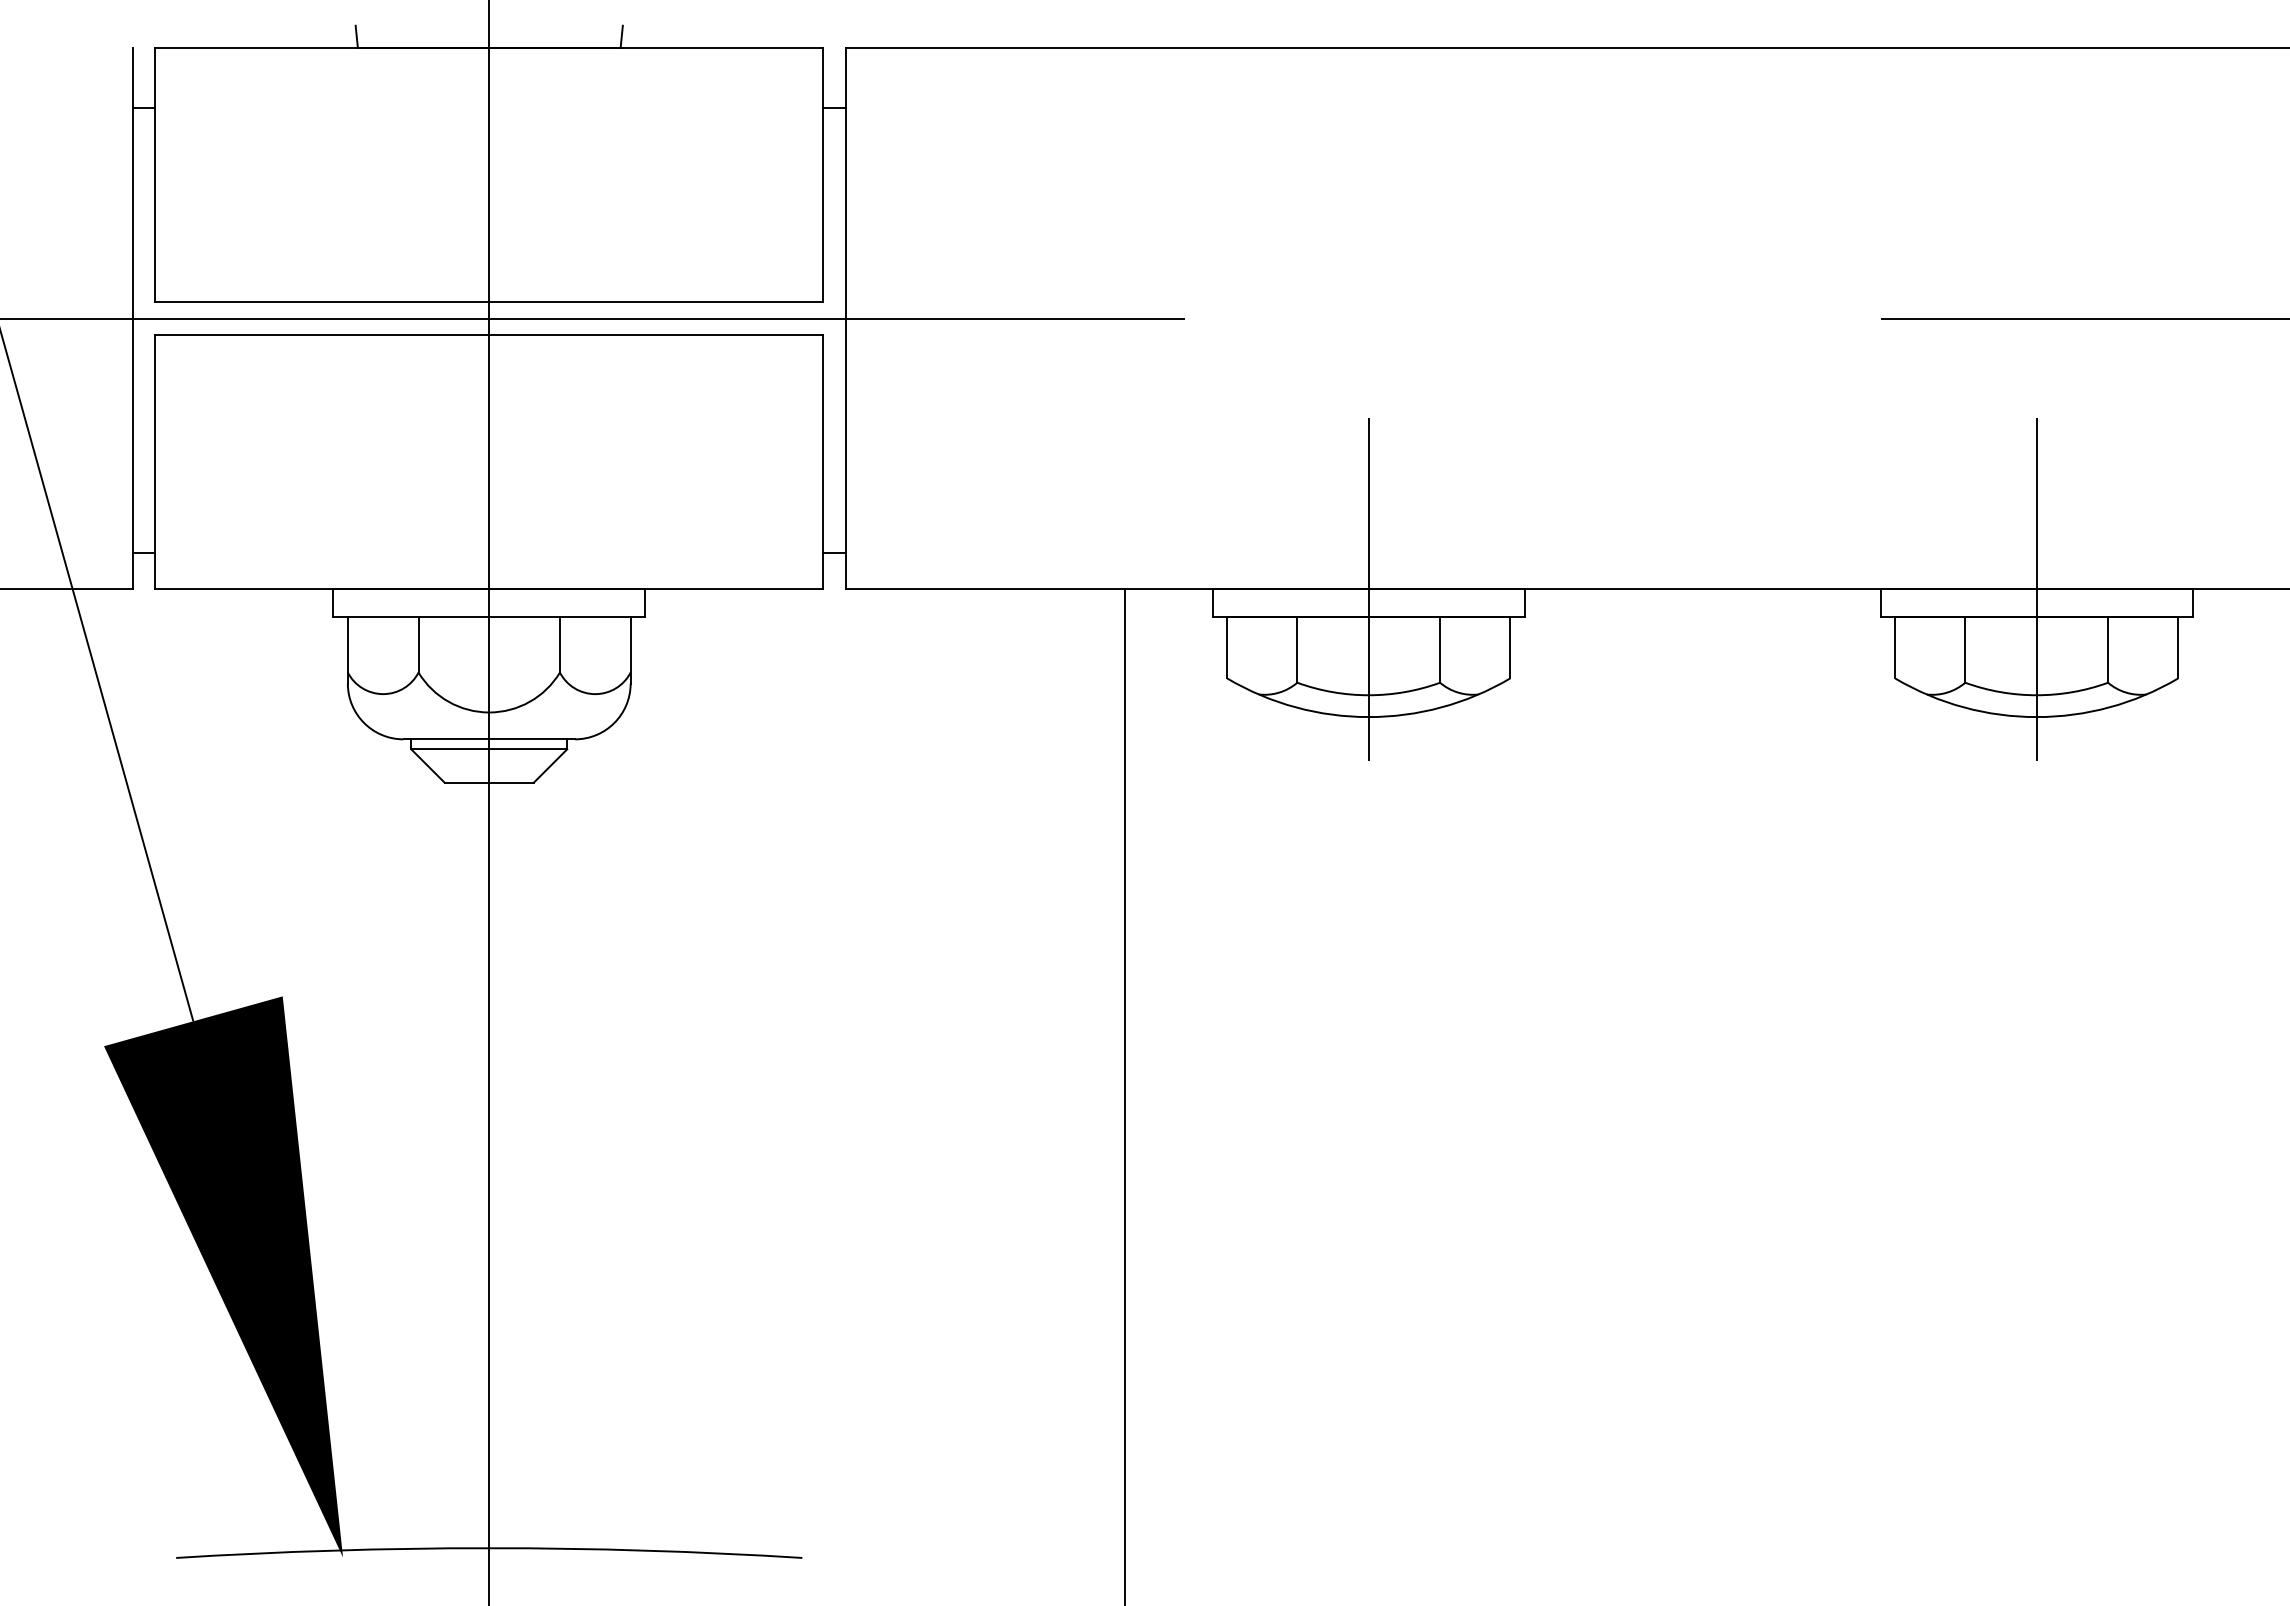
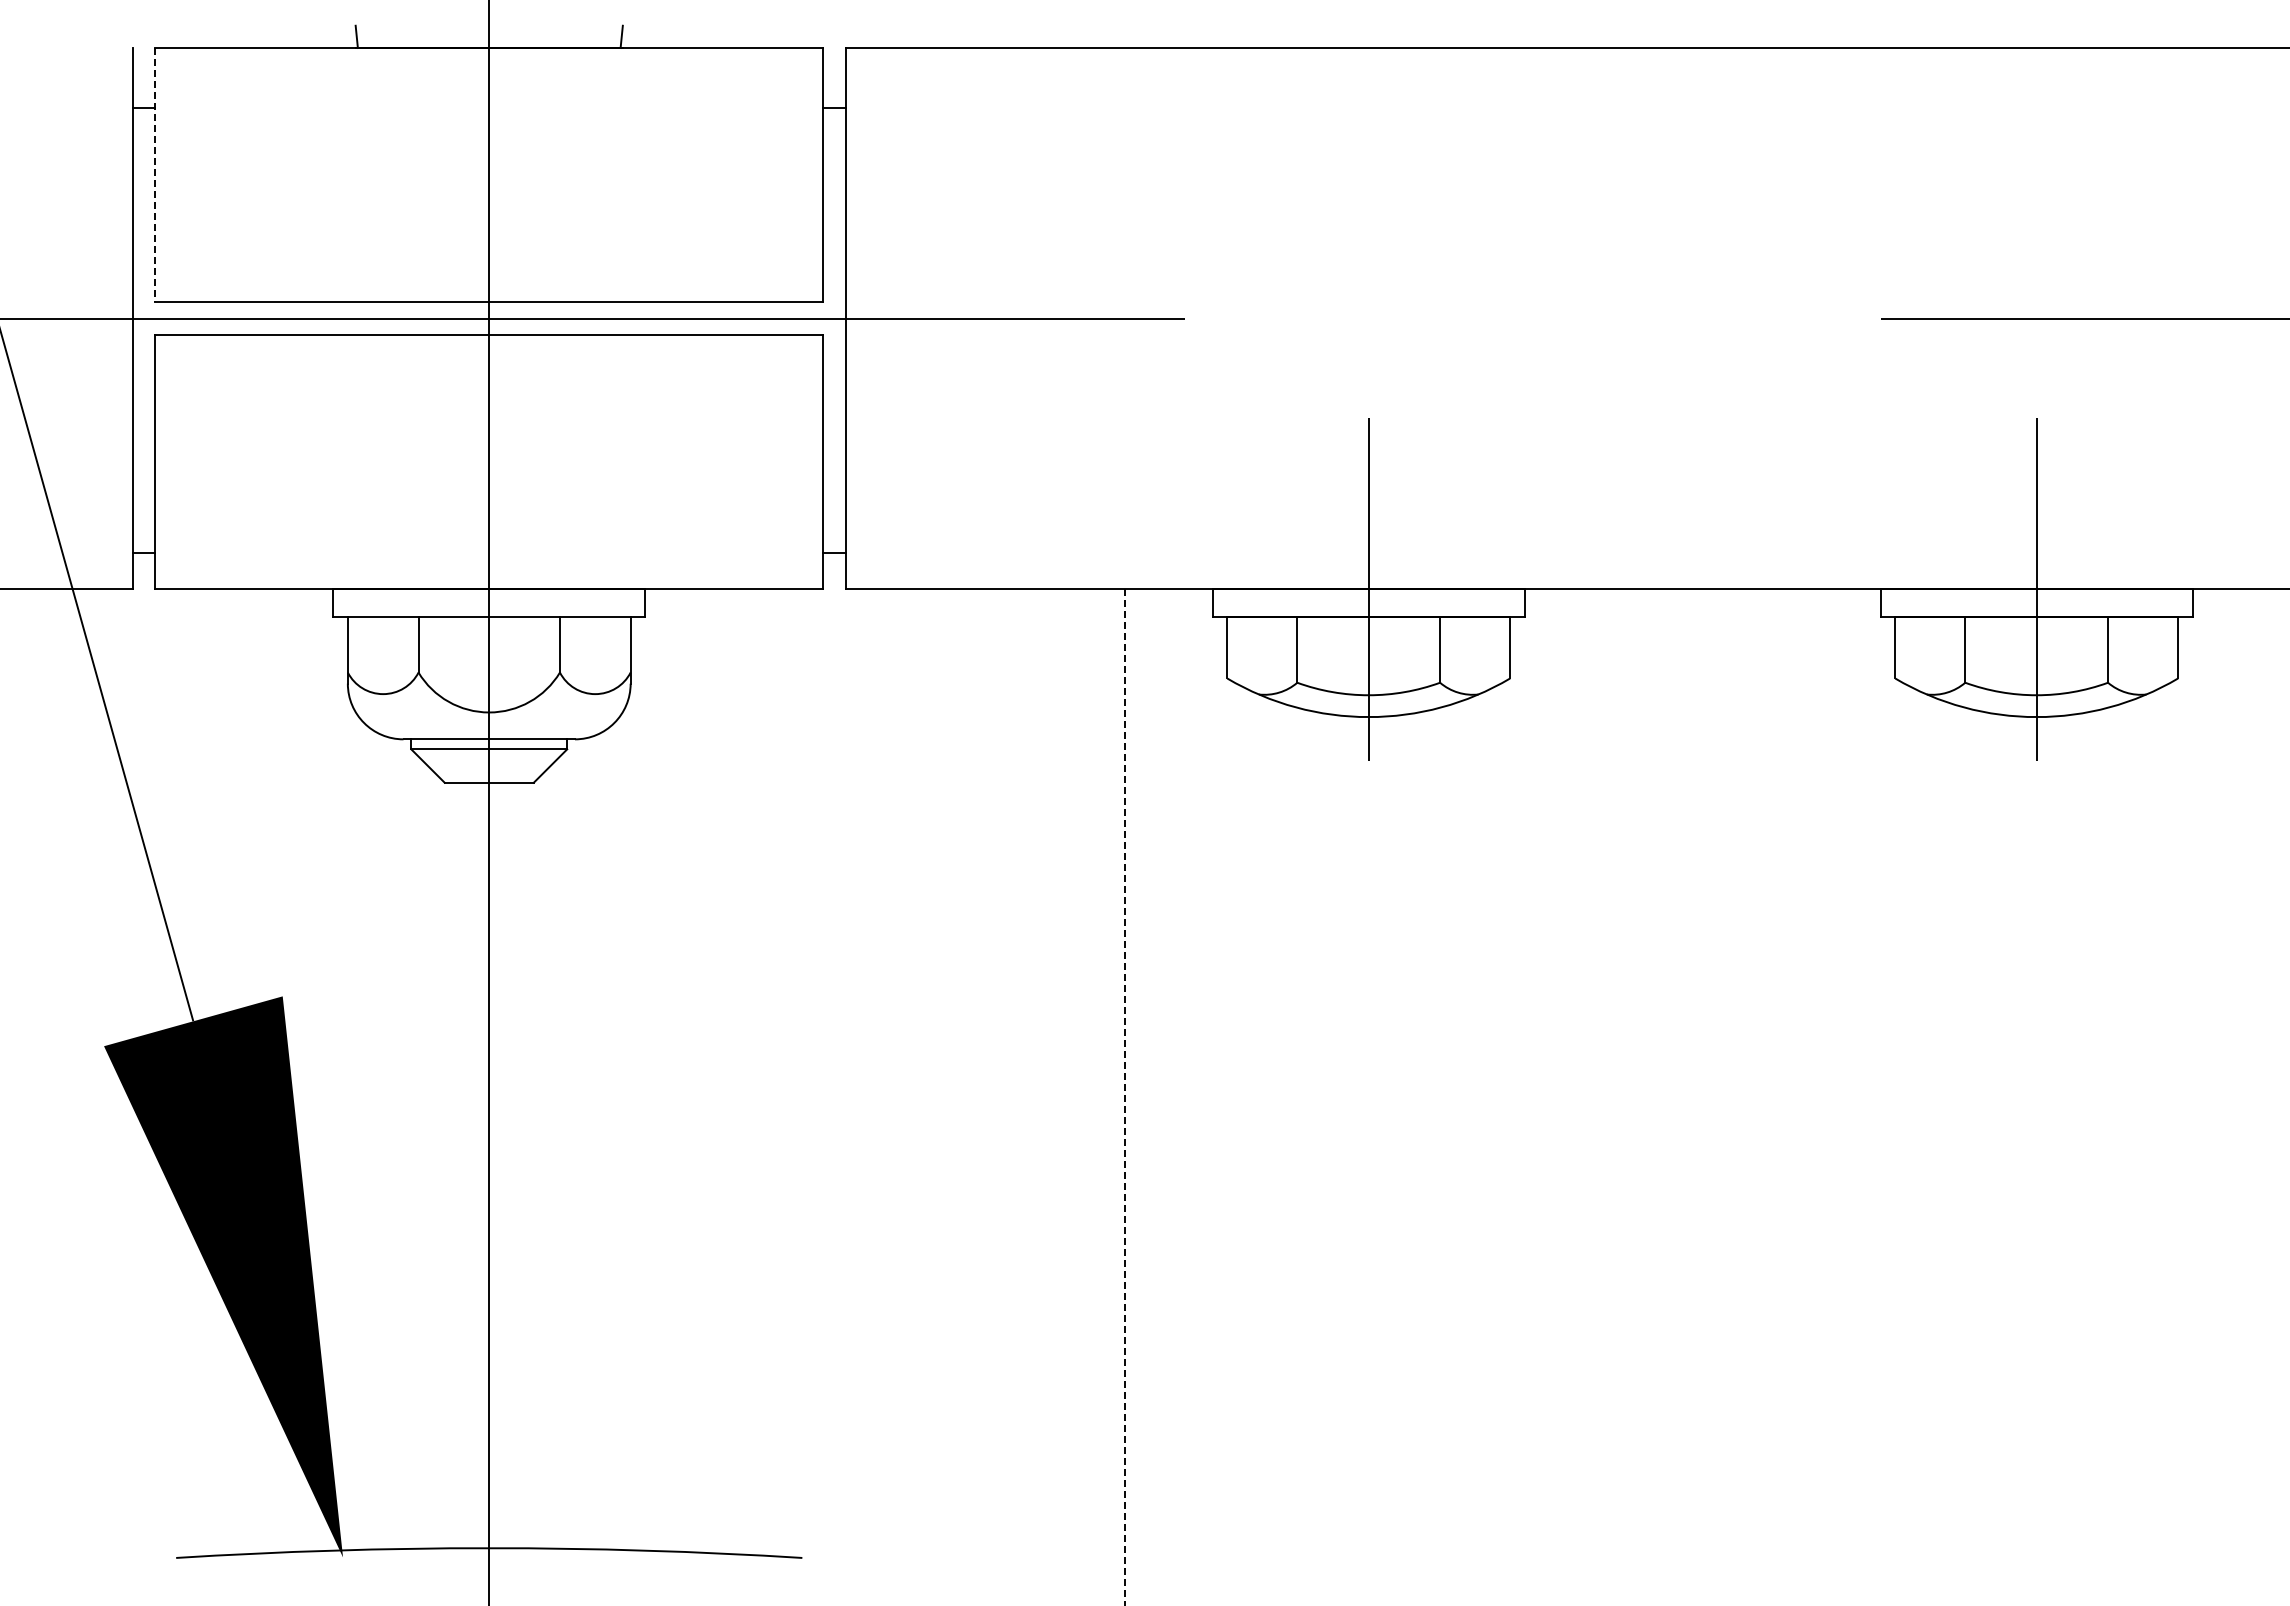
line: solid -> dashed (155, 174)
line: solid -> dashed (1125, 1097)
